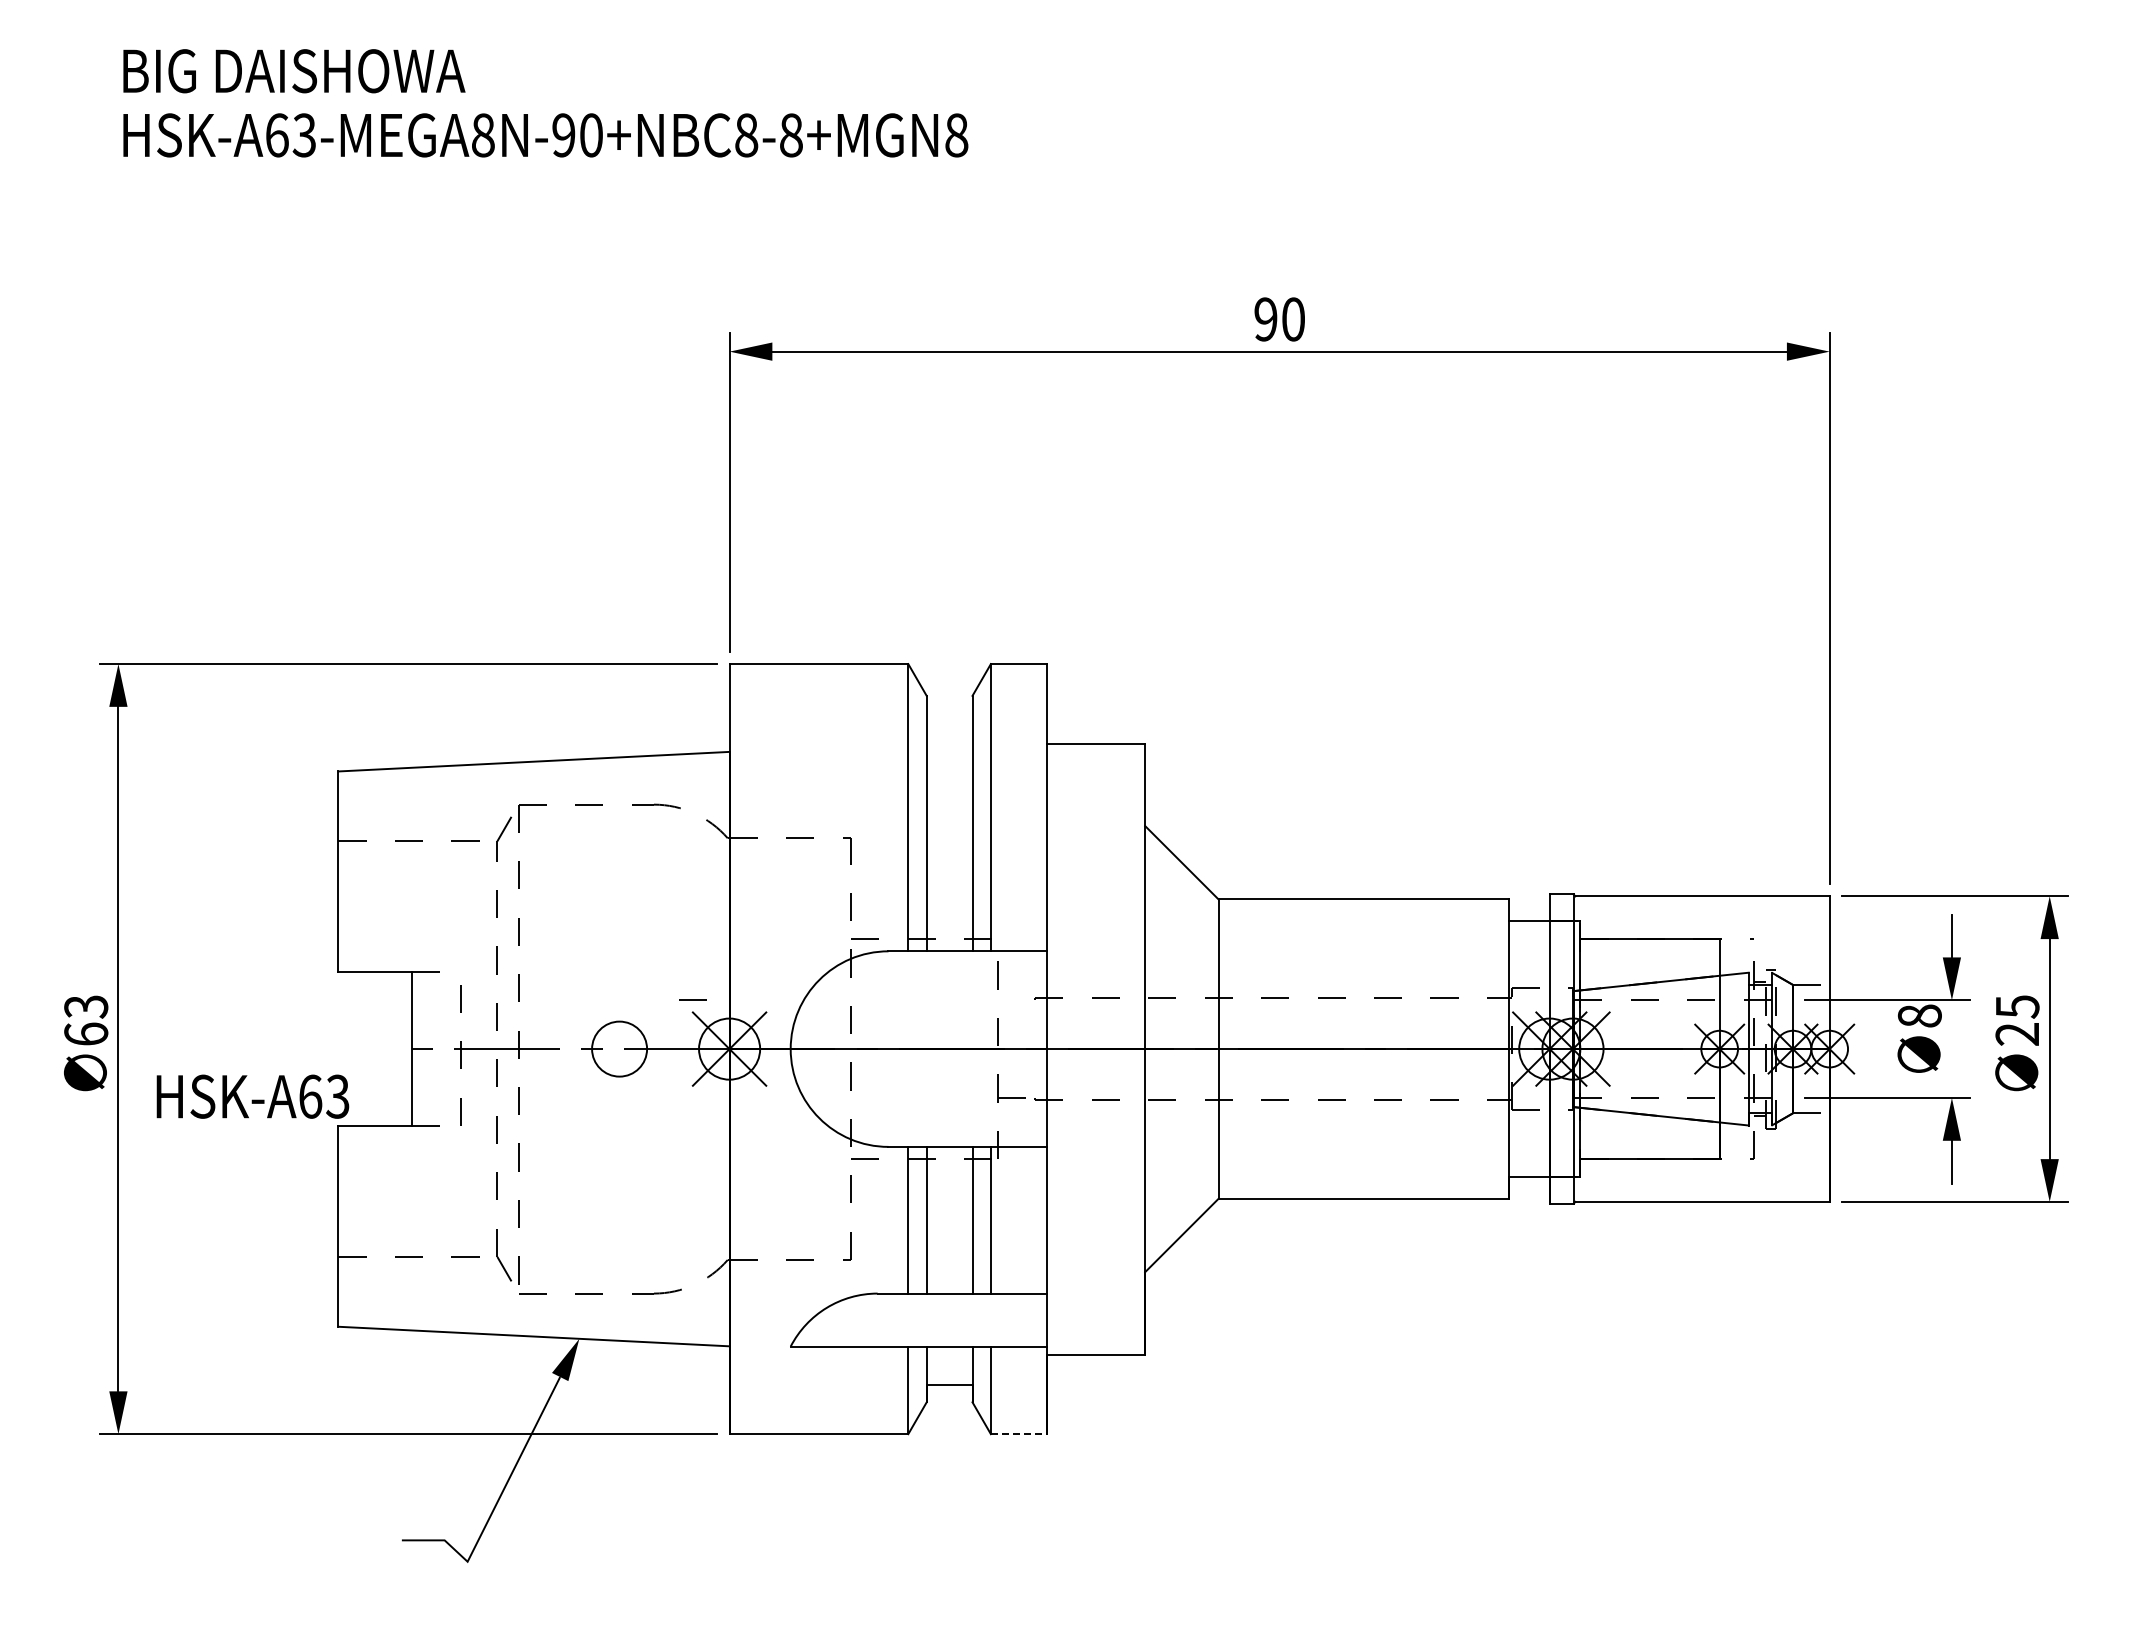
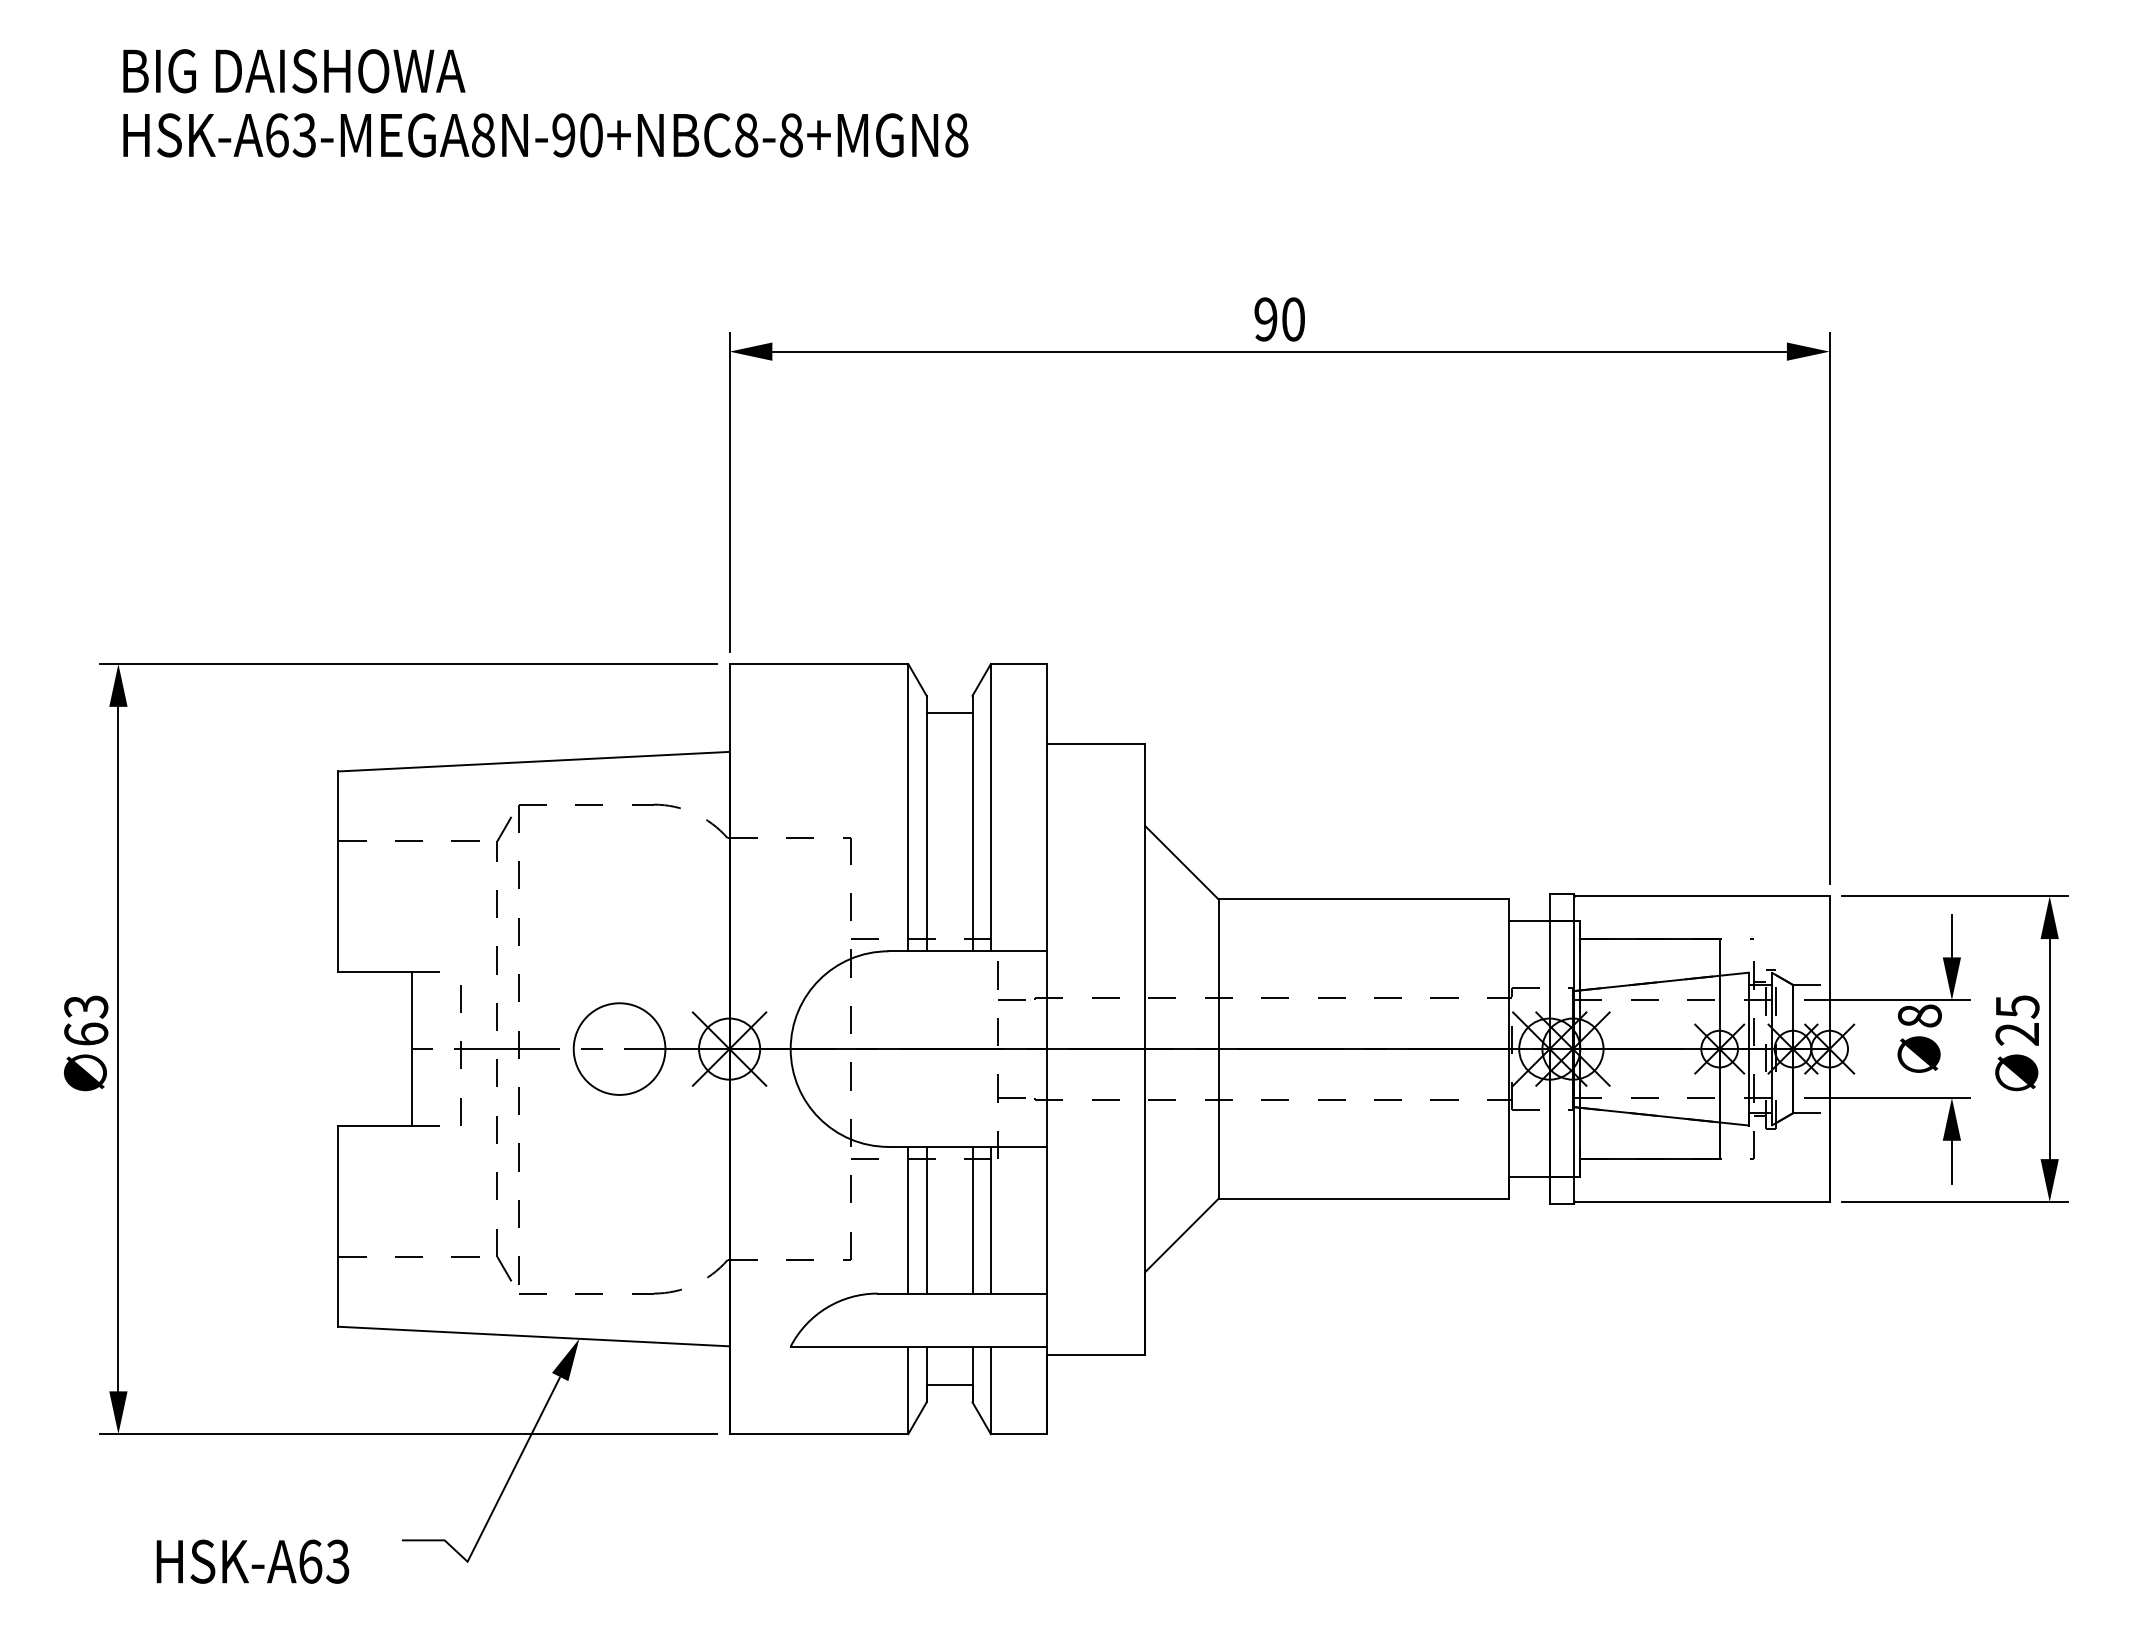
line: none -> present (949, 712)
line position: (692, 999) -> (1011, 999) (1011, 999)
circle diameter: 55 px -> 92 px (619, 1048)
text position: (252, 1096) -> (252, 1561) (252, 1561)
line: dashed -> solid (1019, 1434)
